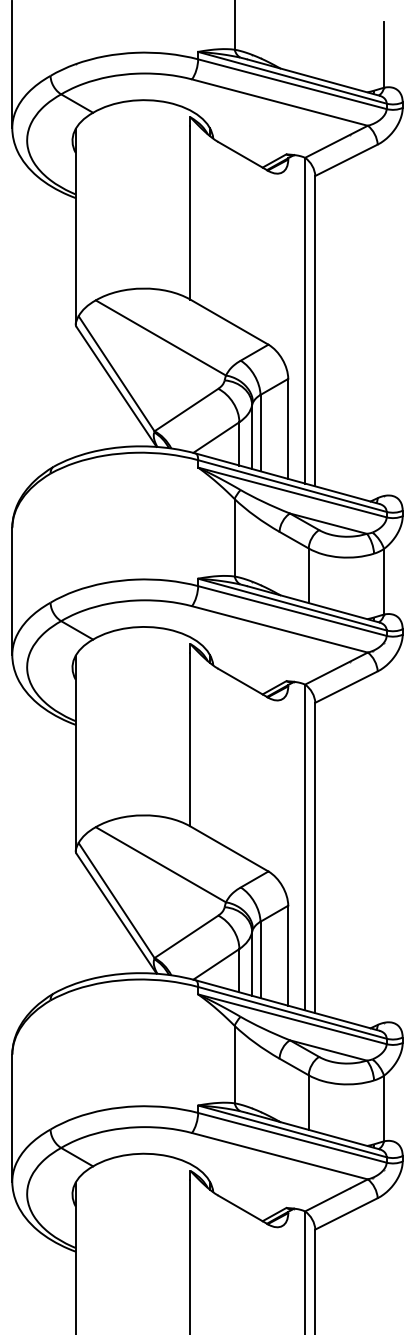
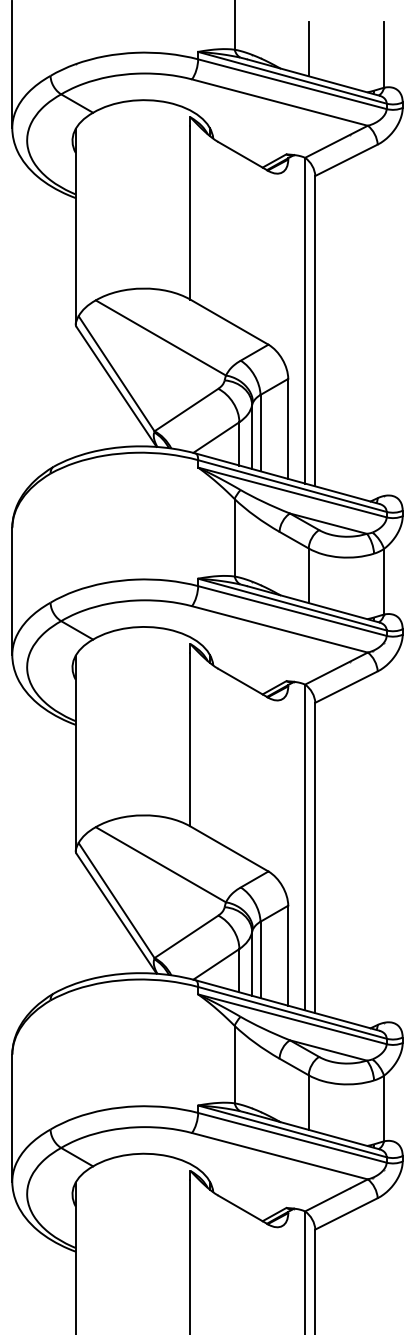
line: none -> present (308, 48)
